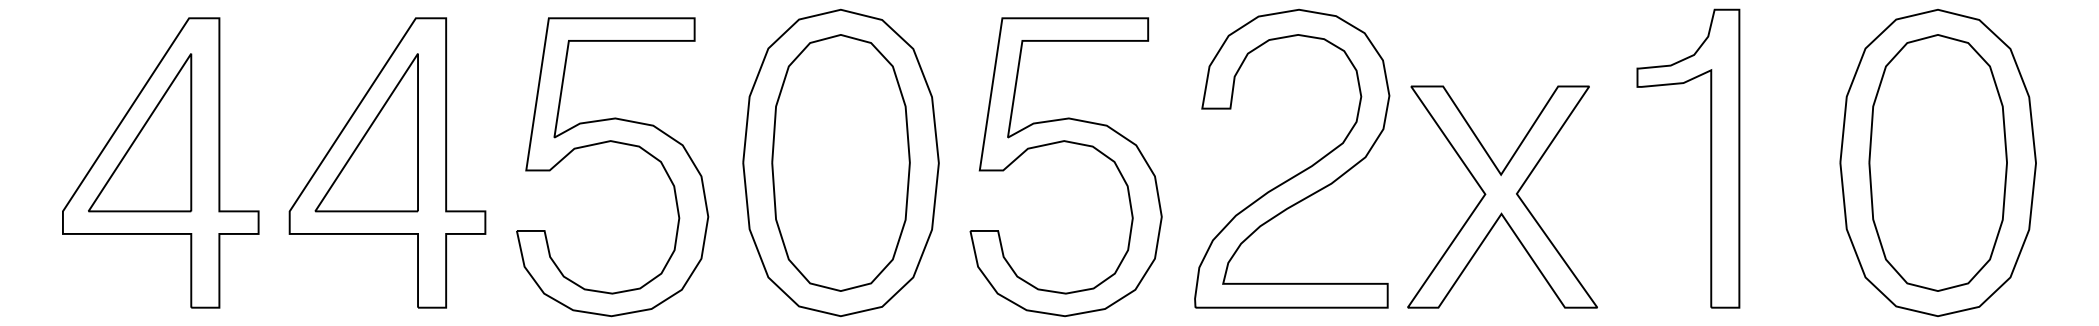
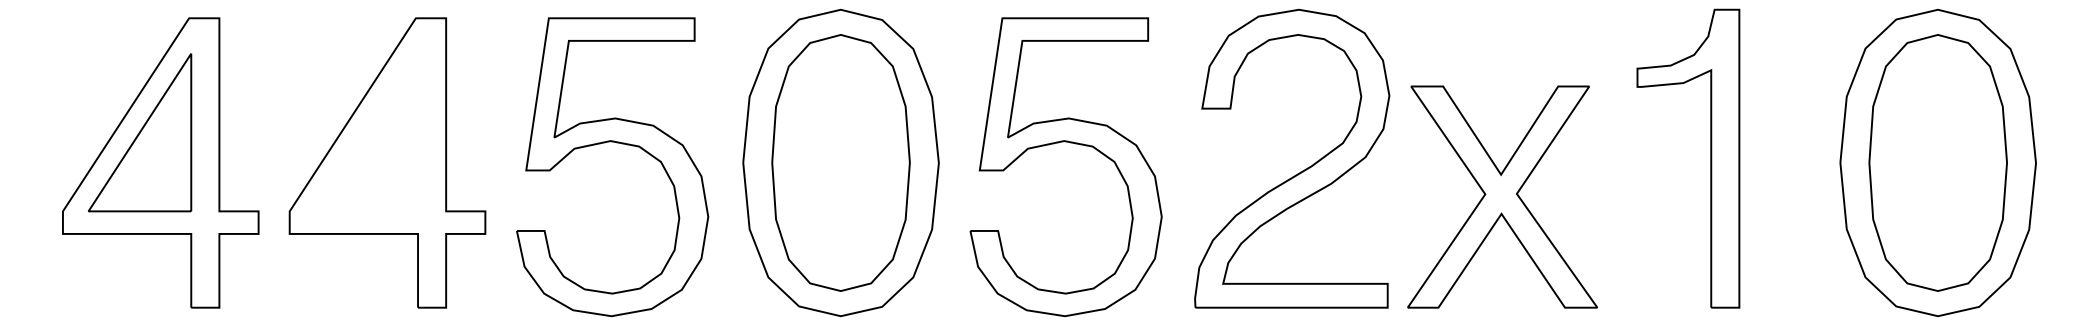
part: present -> none (366, 132)
